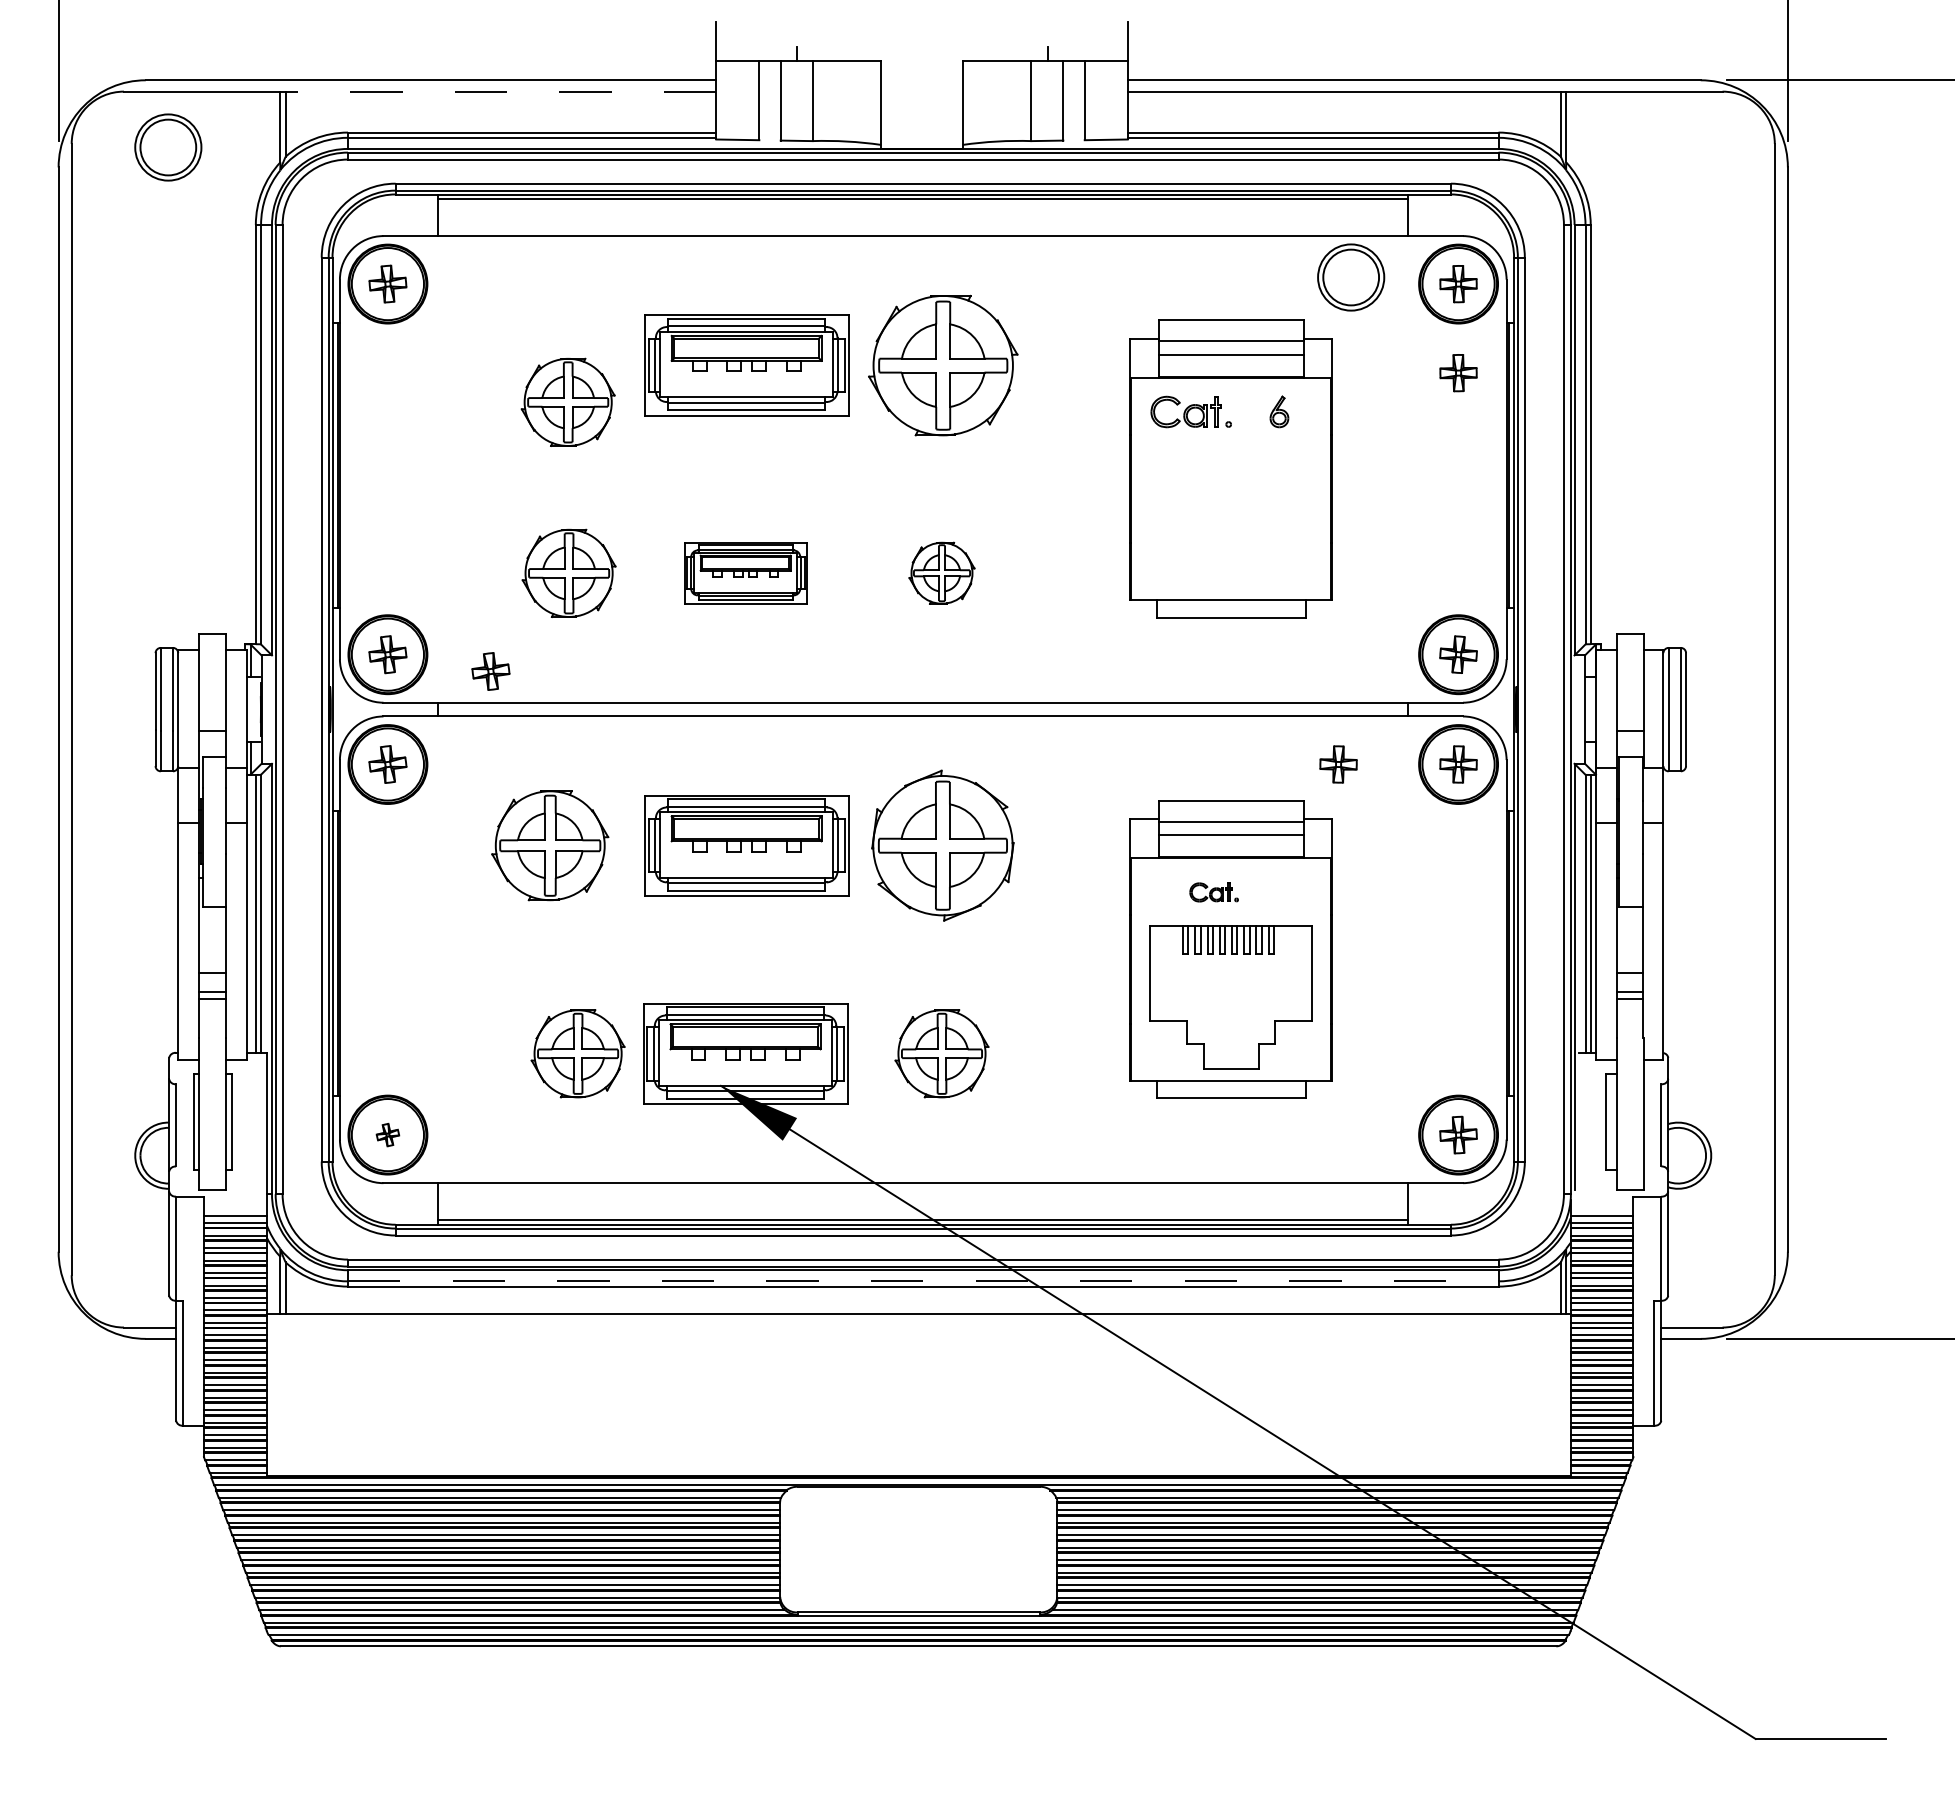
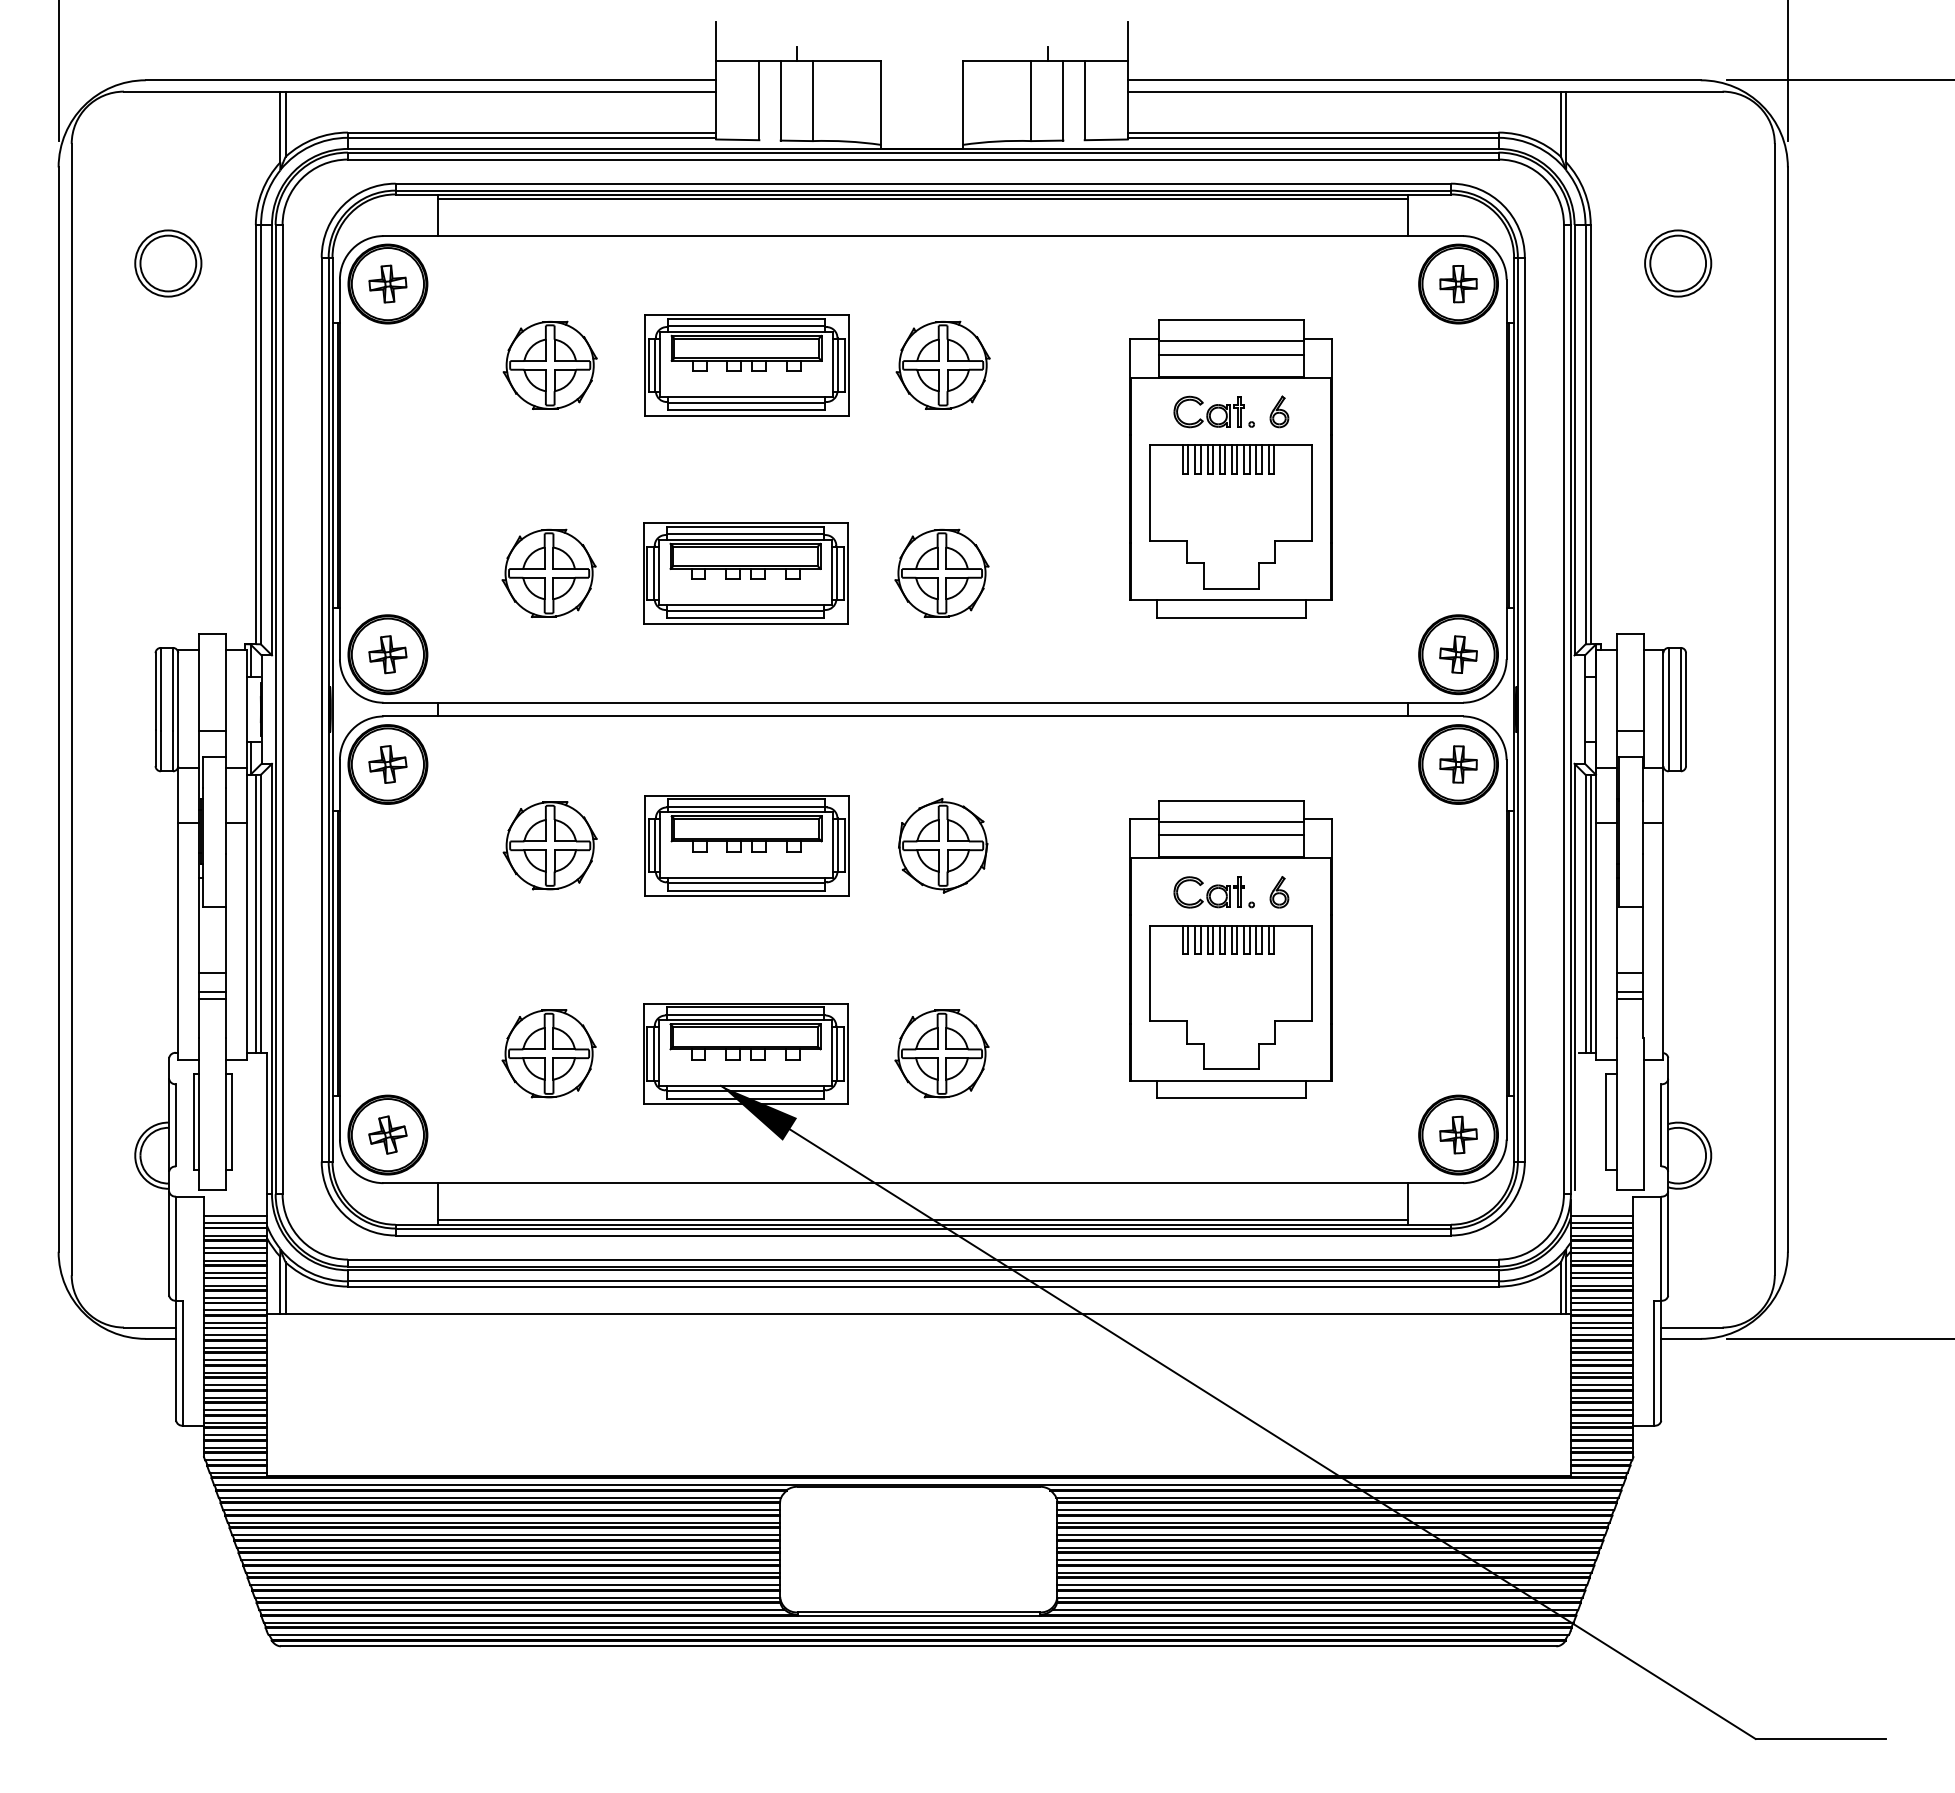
line: dashed -> solid (500, 91)
part position: (168, 147) -> (168, 263) (168, 263)
part position: (1351, 277) -> (1678, 263) (1678, 263)
part size: 151x143 px -> 96x90 px (942, 364)
part: present -> none (1458, 373)
part position: (567, 401) -> (549, 364) (549, 364)
part position: (1190, 411) -> (1213, 411) (1213, 411)
part: none -> present (1230, 516)
part position: (568, 572) -> (548, 572) (548, 572)
part size: 68x64 px -> 96x90 px (941, 572)
part size: 124x63 px -> 206x103 px (745, 573)
part: present -> none (490, 671)
part: present -> none (1338, 764)
part size: 119x112 px -> 96x90 px (549, 845)
part size: 144x153 px -> 91x96 px (943, 845)
part size: 50x21 px -> 82x33 px (1213, 892)
part: none -> present (1279, 892)
part position: (577, 1053) -> (548, 1053) (548, 1053)
part size: 26x26 px -> 40x40 px (387, 1134)
line: dashed -> solid (923, 1281)
